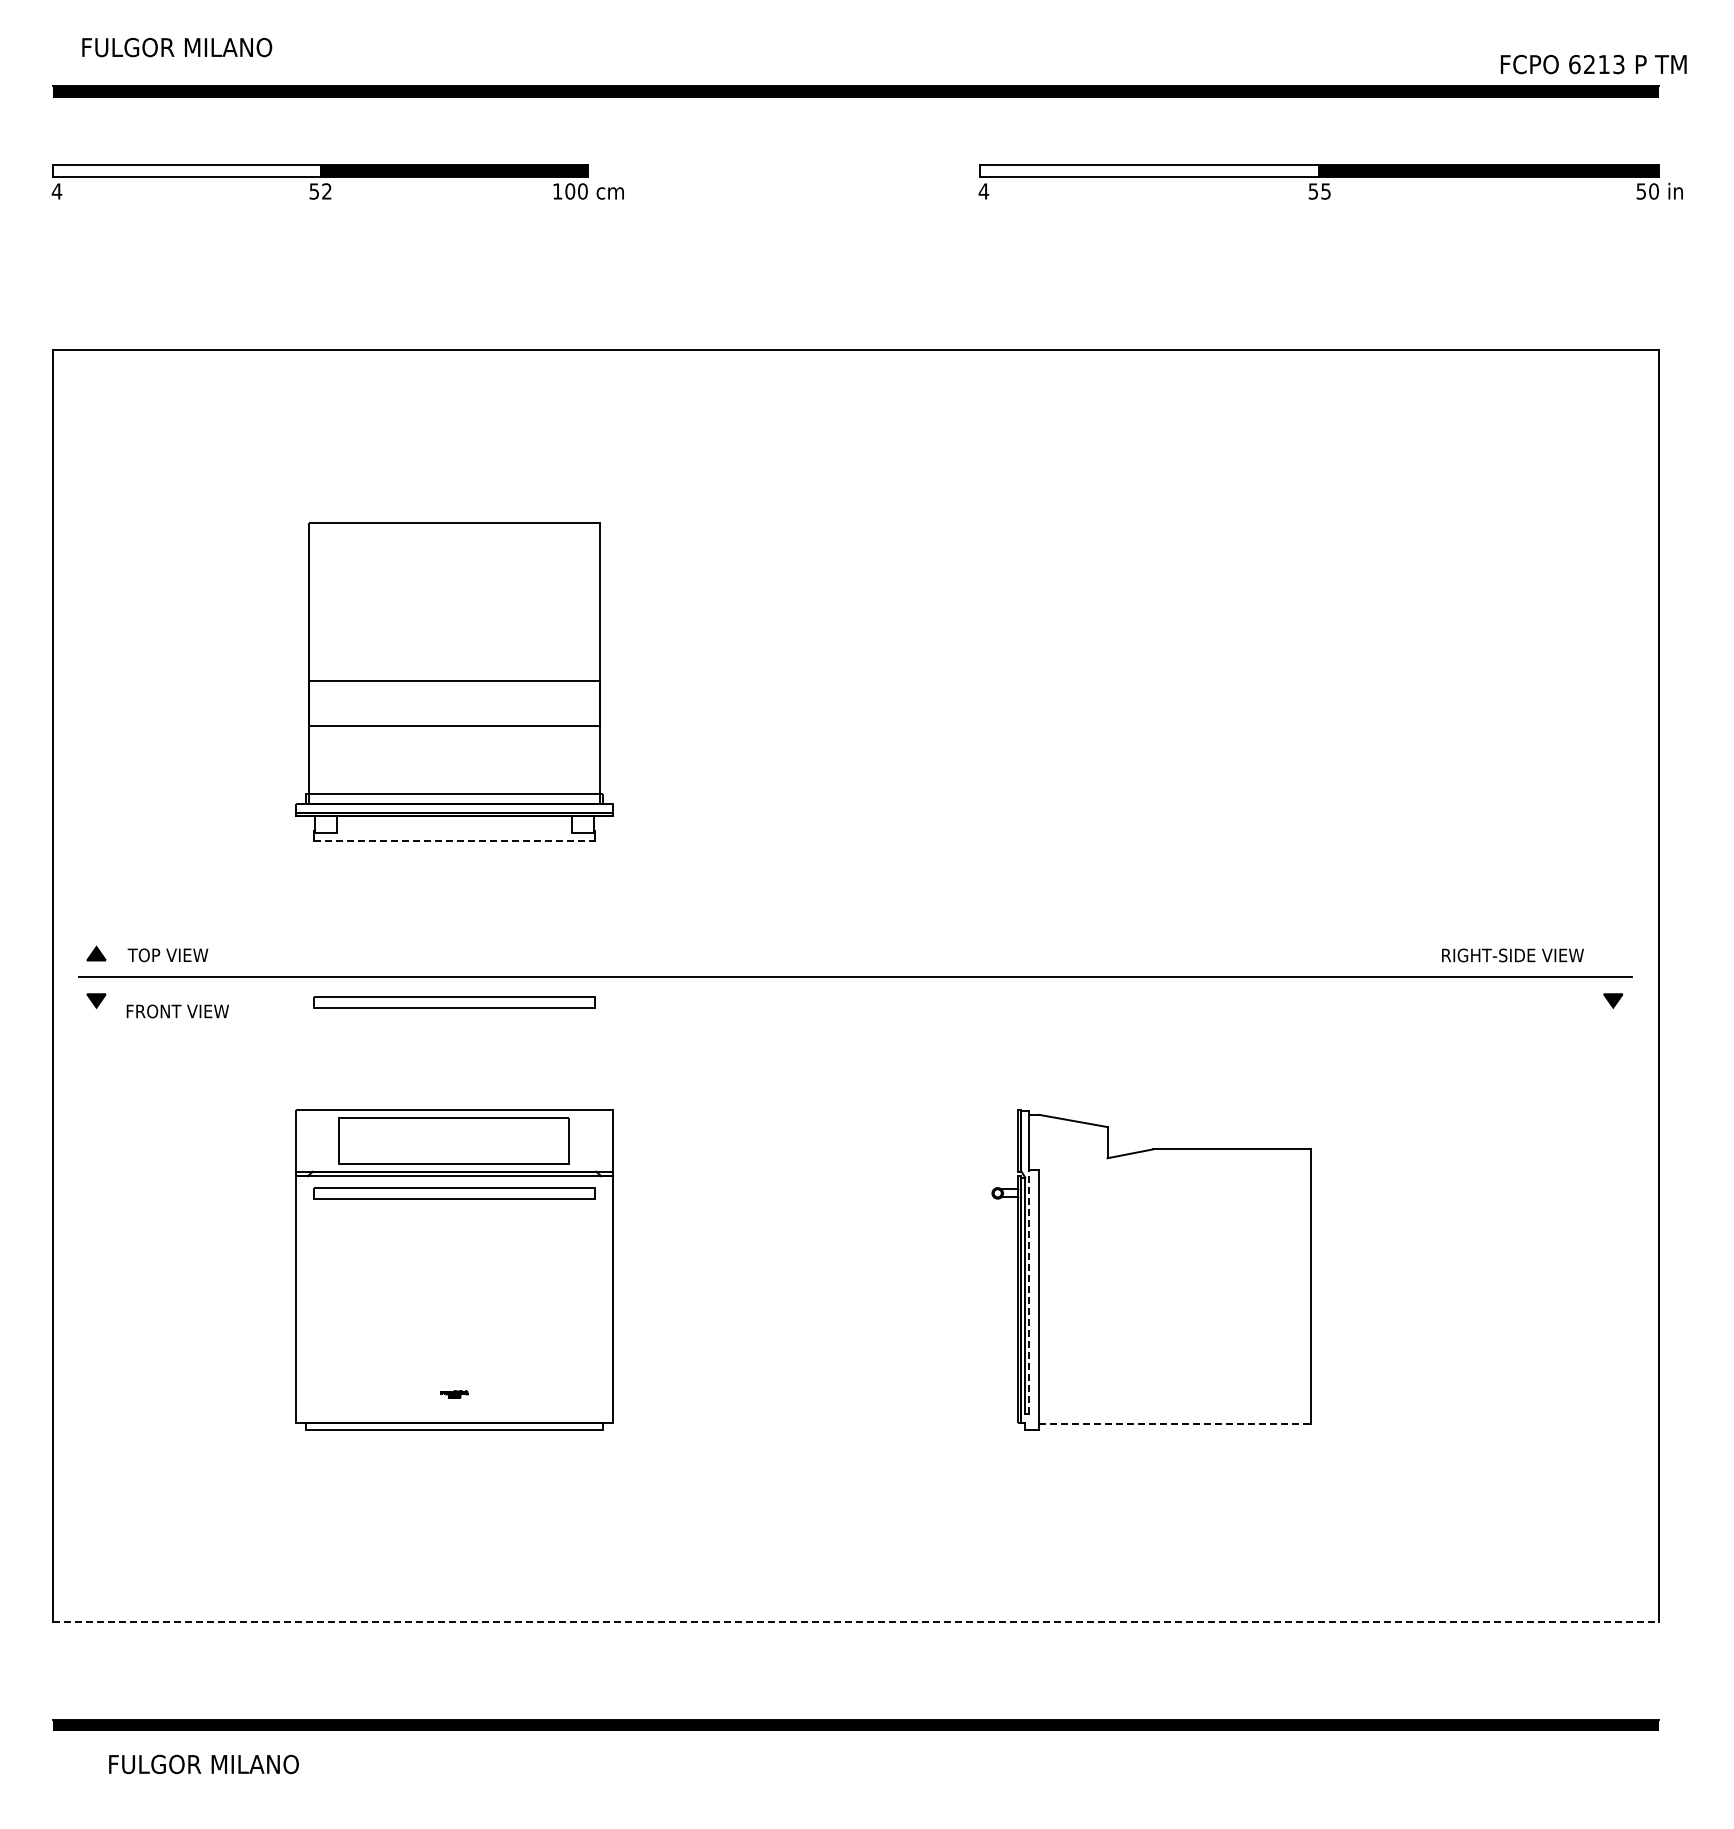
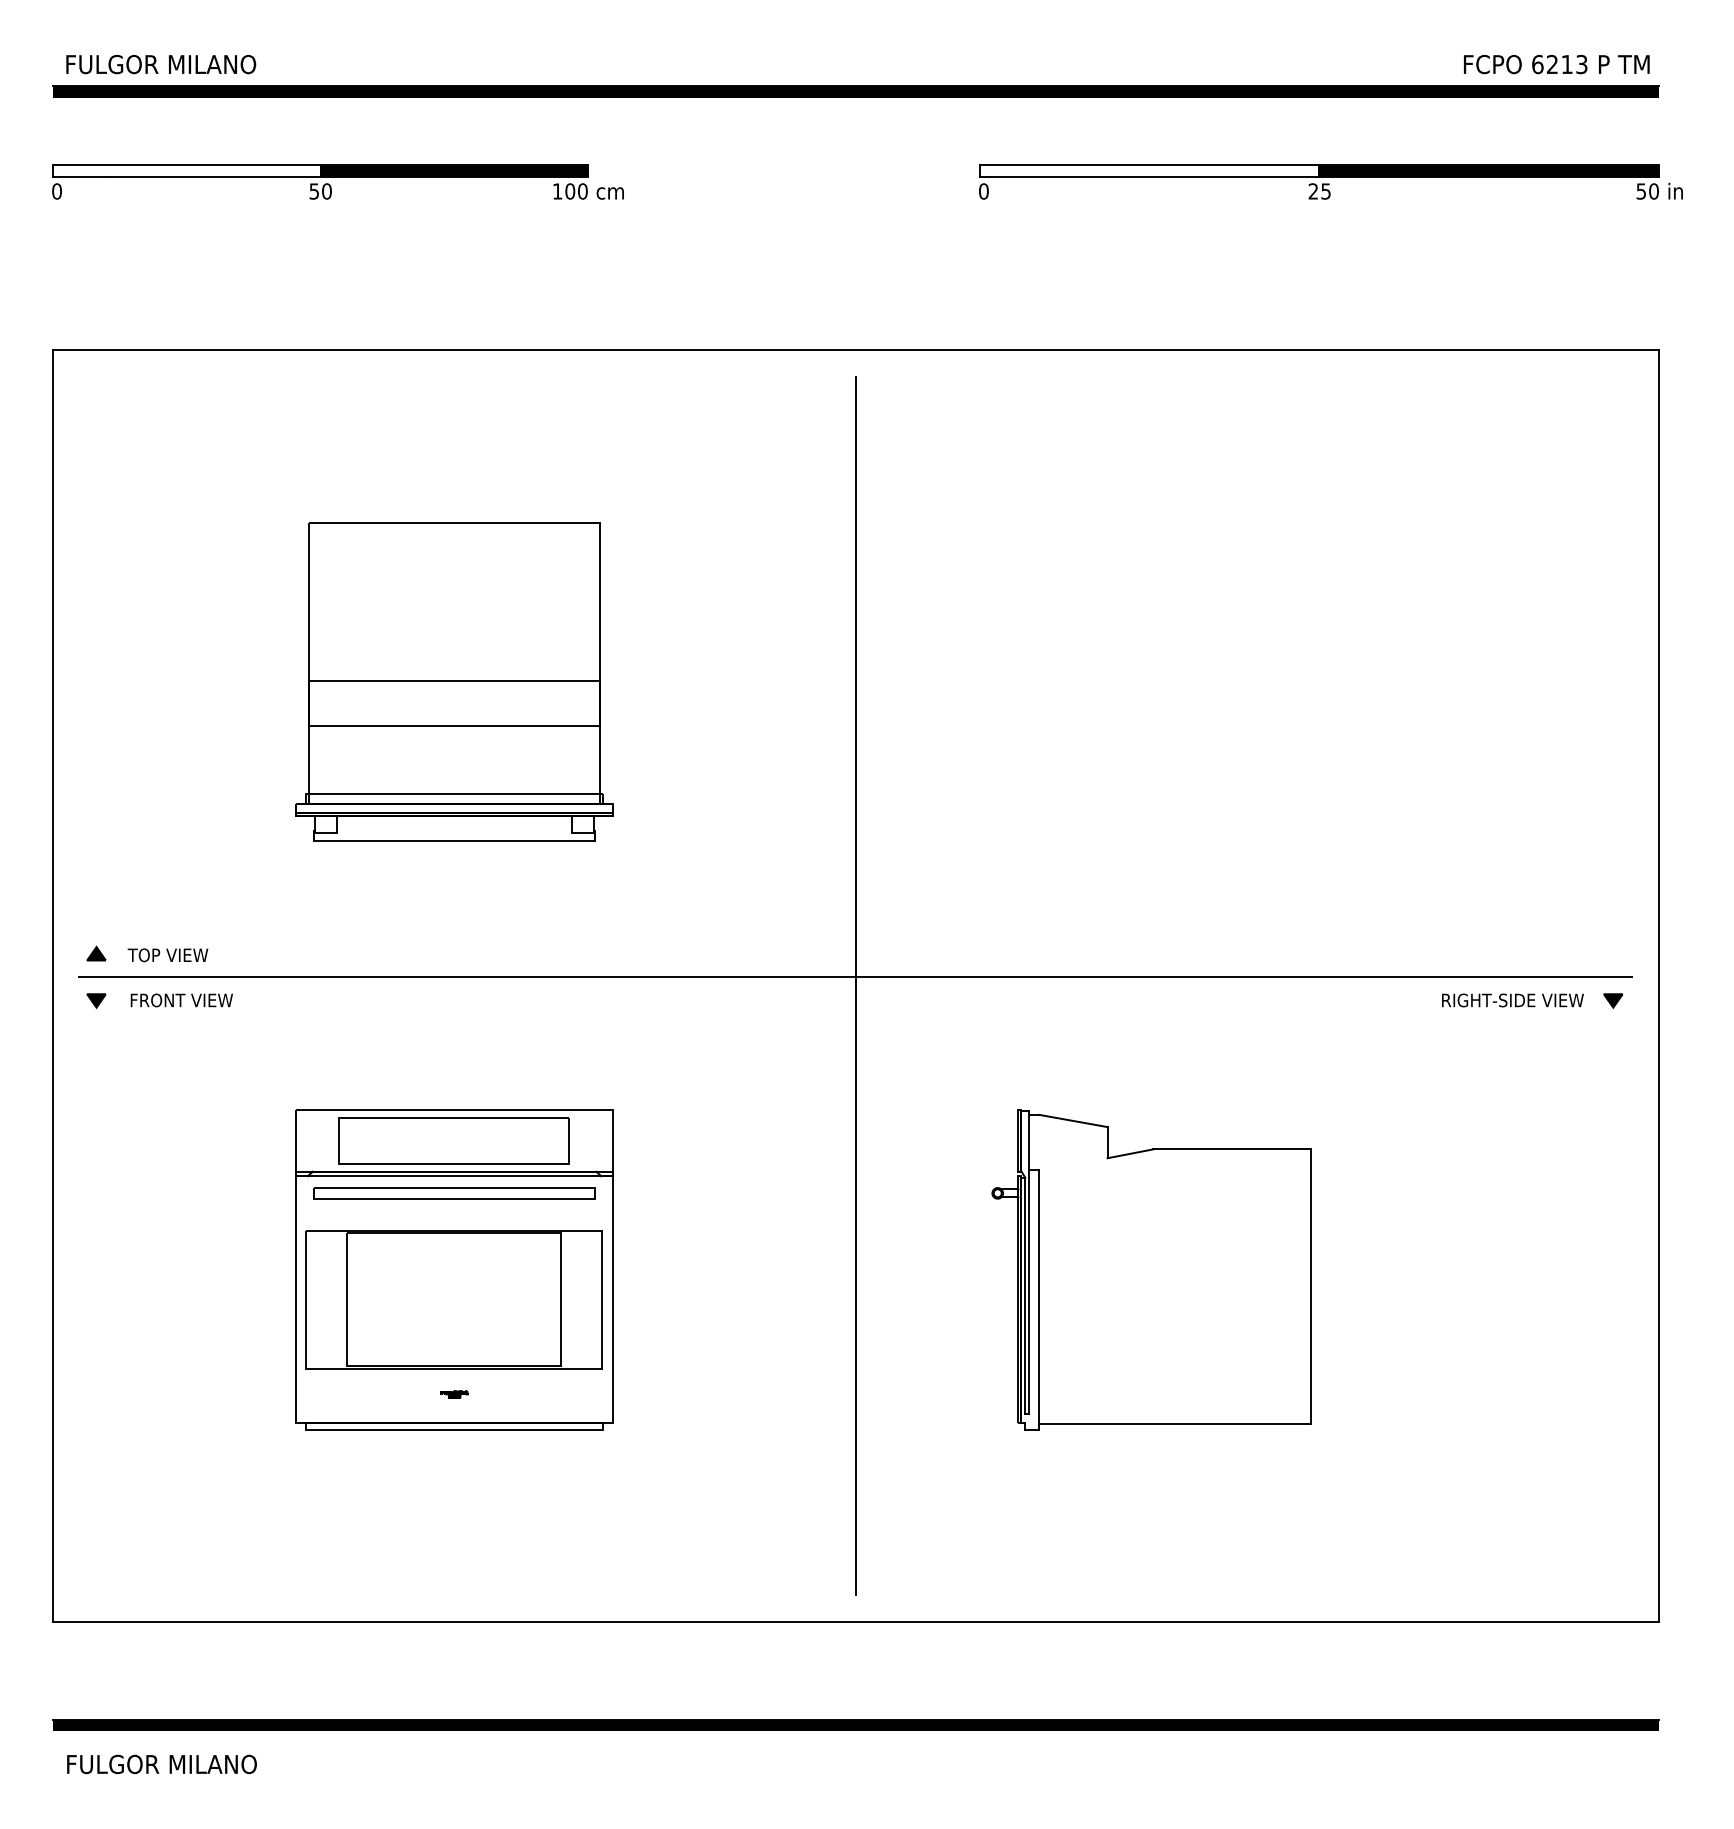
text position: (177, 47) -> (161, 64) (161, 64)
text position: (1593, 64) -> (1556, 64) (1556, 64)
text: 4 -> 0 (56, 191)
text: 52 -> 50 (326, 191)
text: 4 -> 0 (983, 191)
text: 55 -> 25 (1312, 191)
line: dashed -> solid (455, 841)
text position: (1512, 955) -> (1512, 1000) (1512, 1000)
line: none -> present (856, 985)
part: present -> none (454, 1002)
text position: (177, 1011) -> (181, 1000) (181, 1000)
line: dashed -> solid (1029, 1292)
part: none -> present (453, 1299)
line: dashed -> solid (1175, 1423)
line: dashed -> solid (856, 1621)
text position: (203, 1764) -> (161, 1764) (161, 1764)
